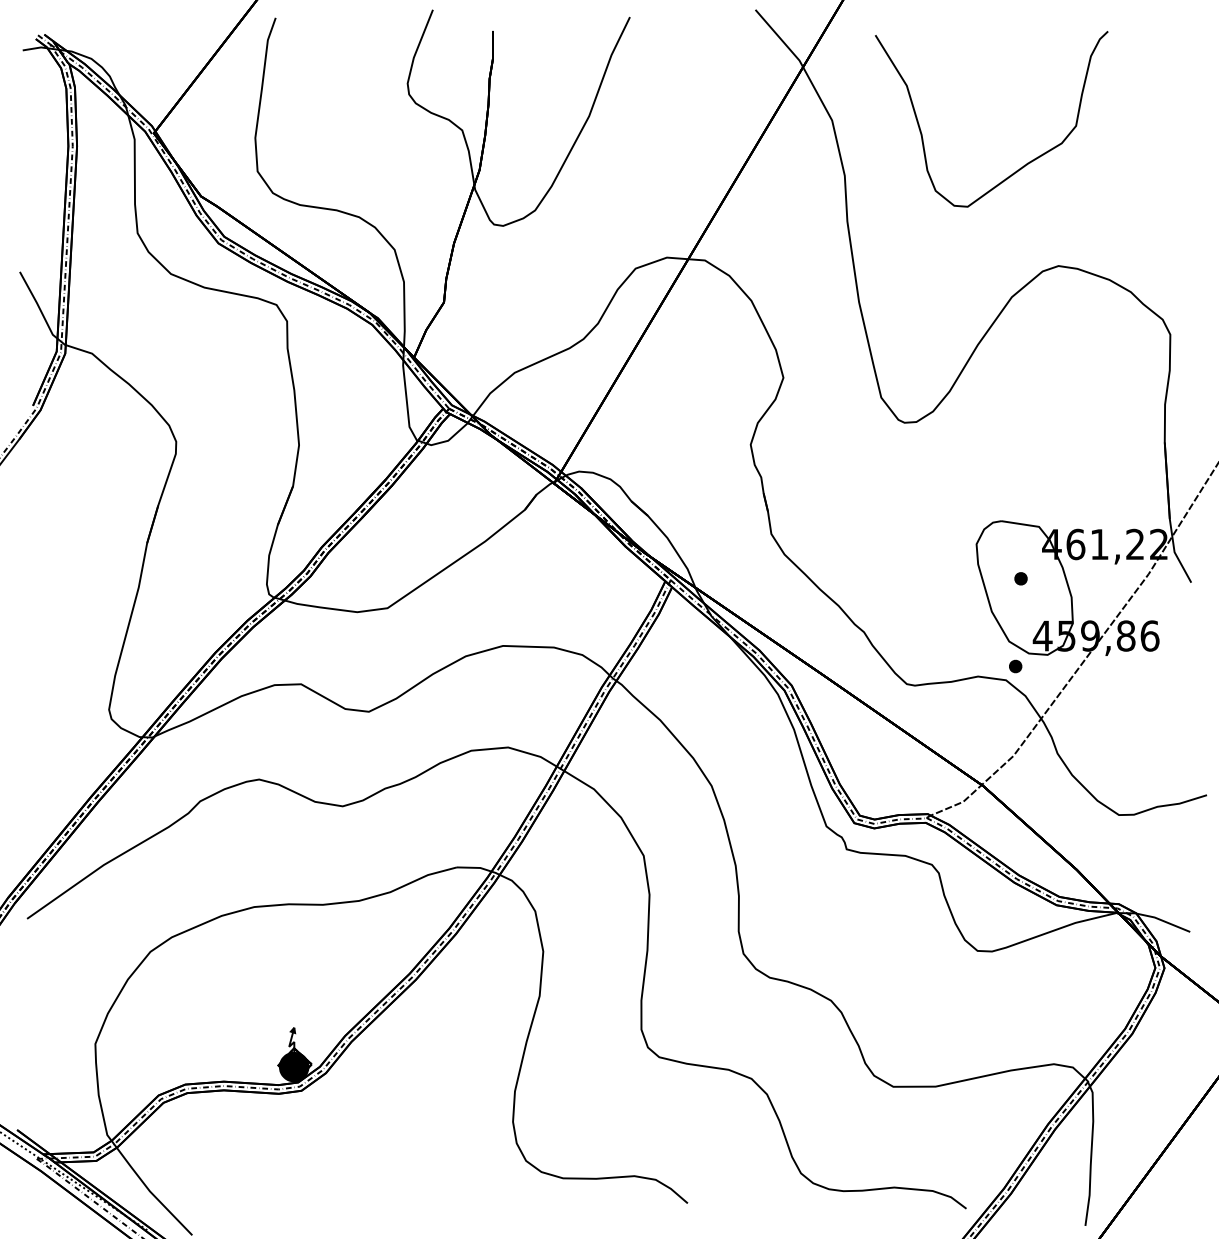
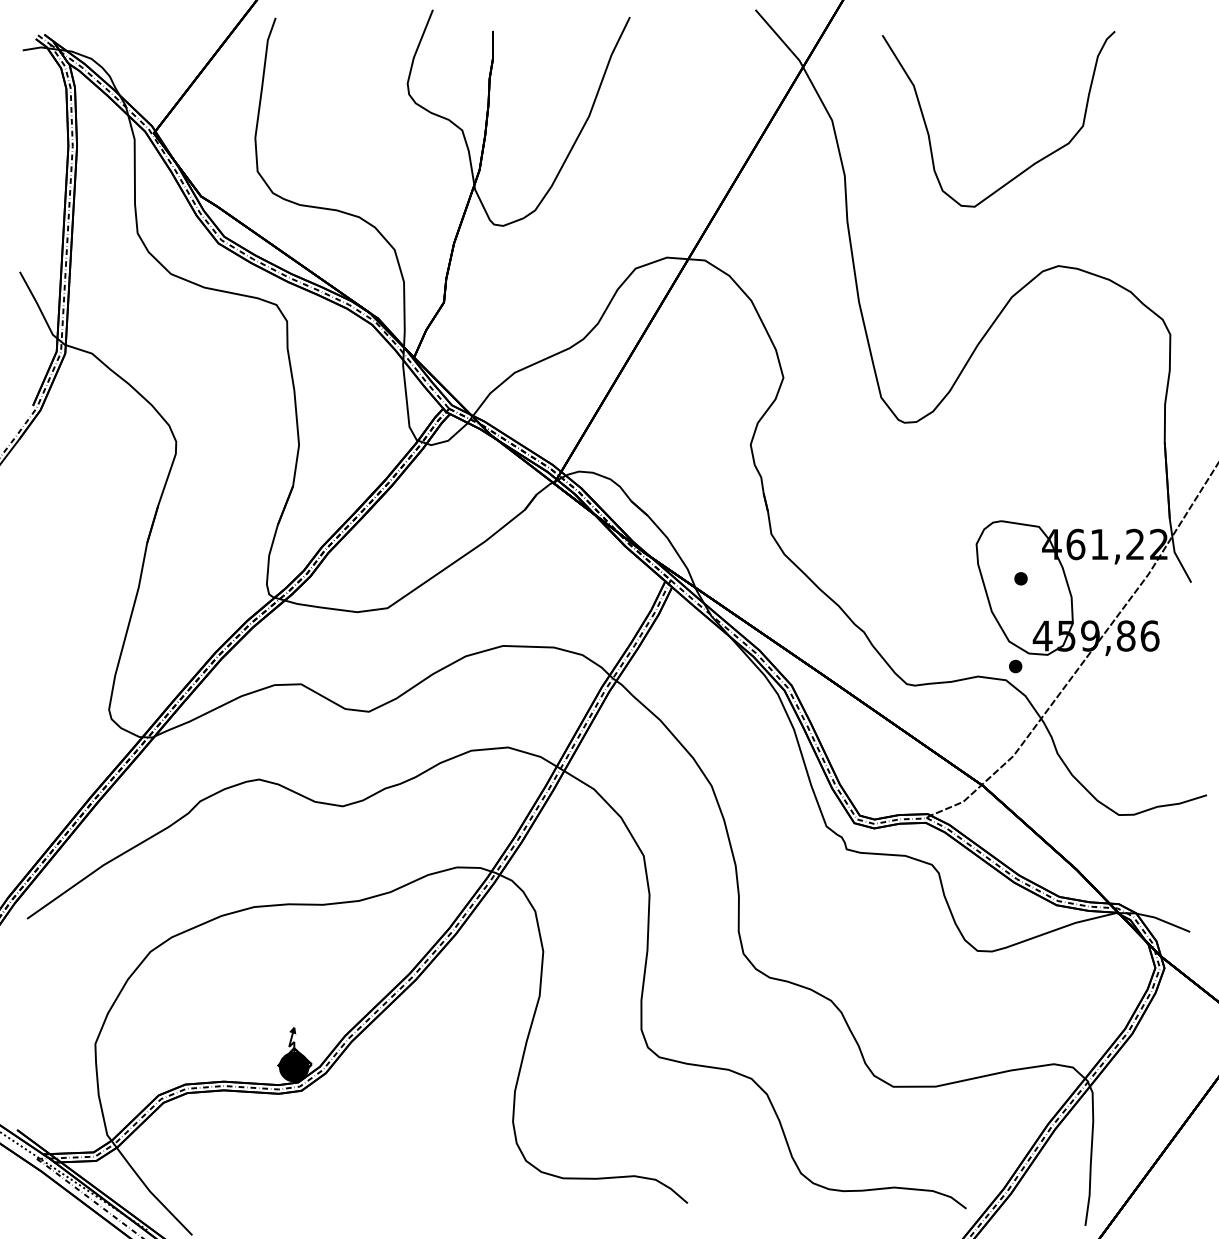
curve position: (1023, 165) -> (1030, 165) (1030, 165)
